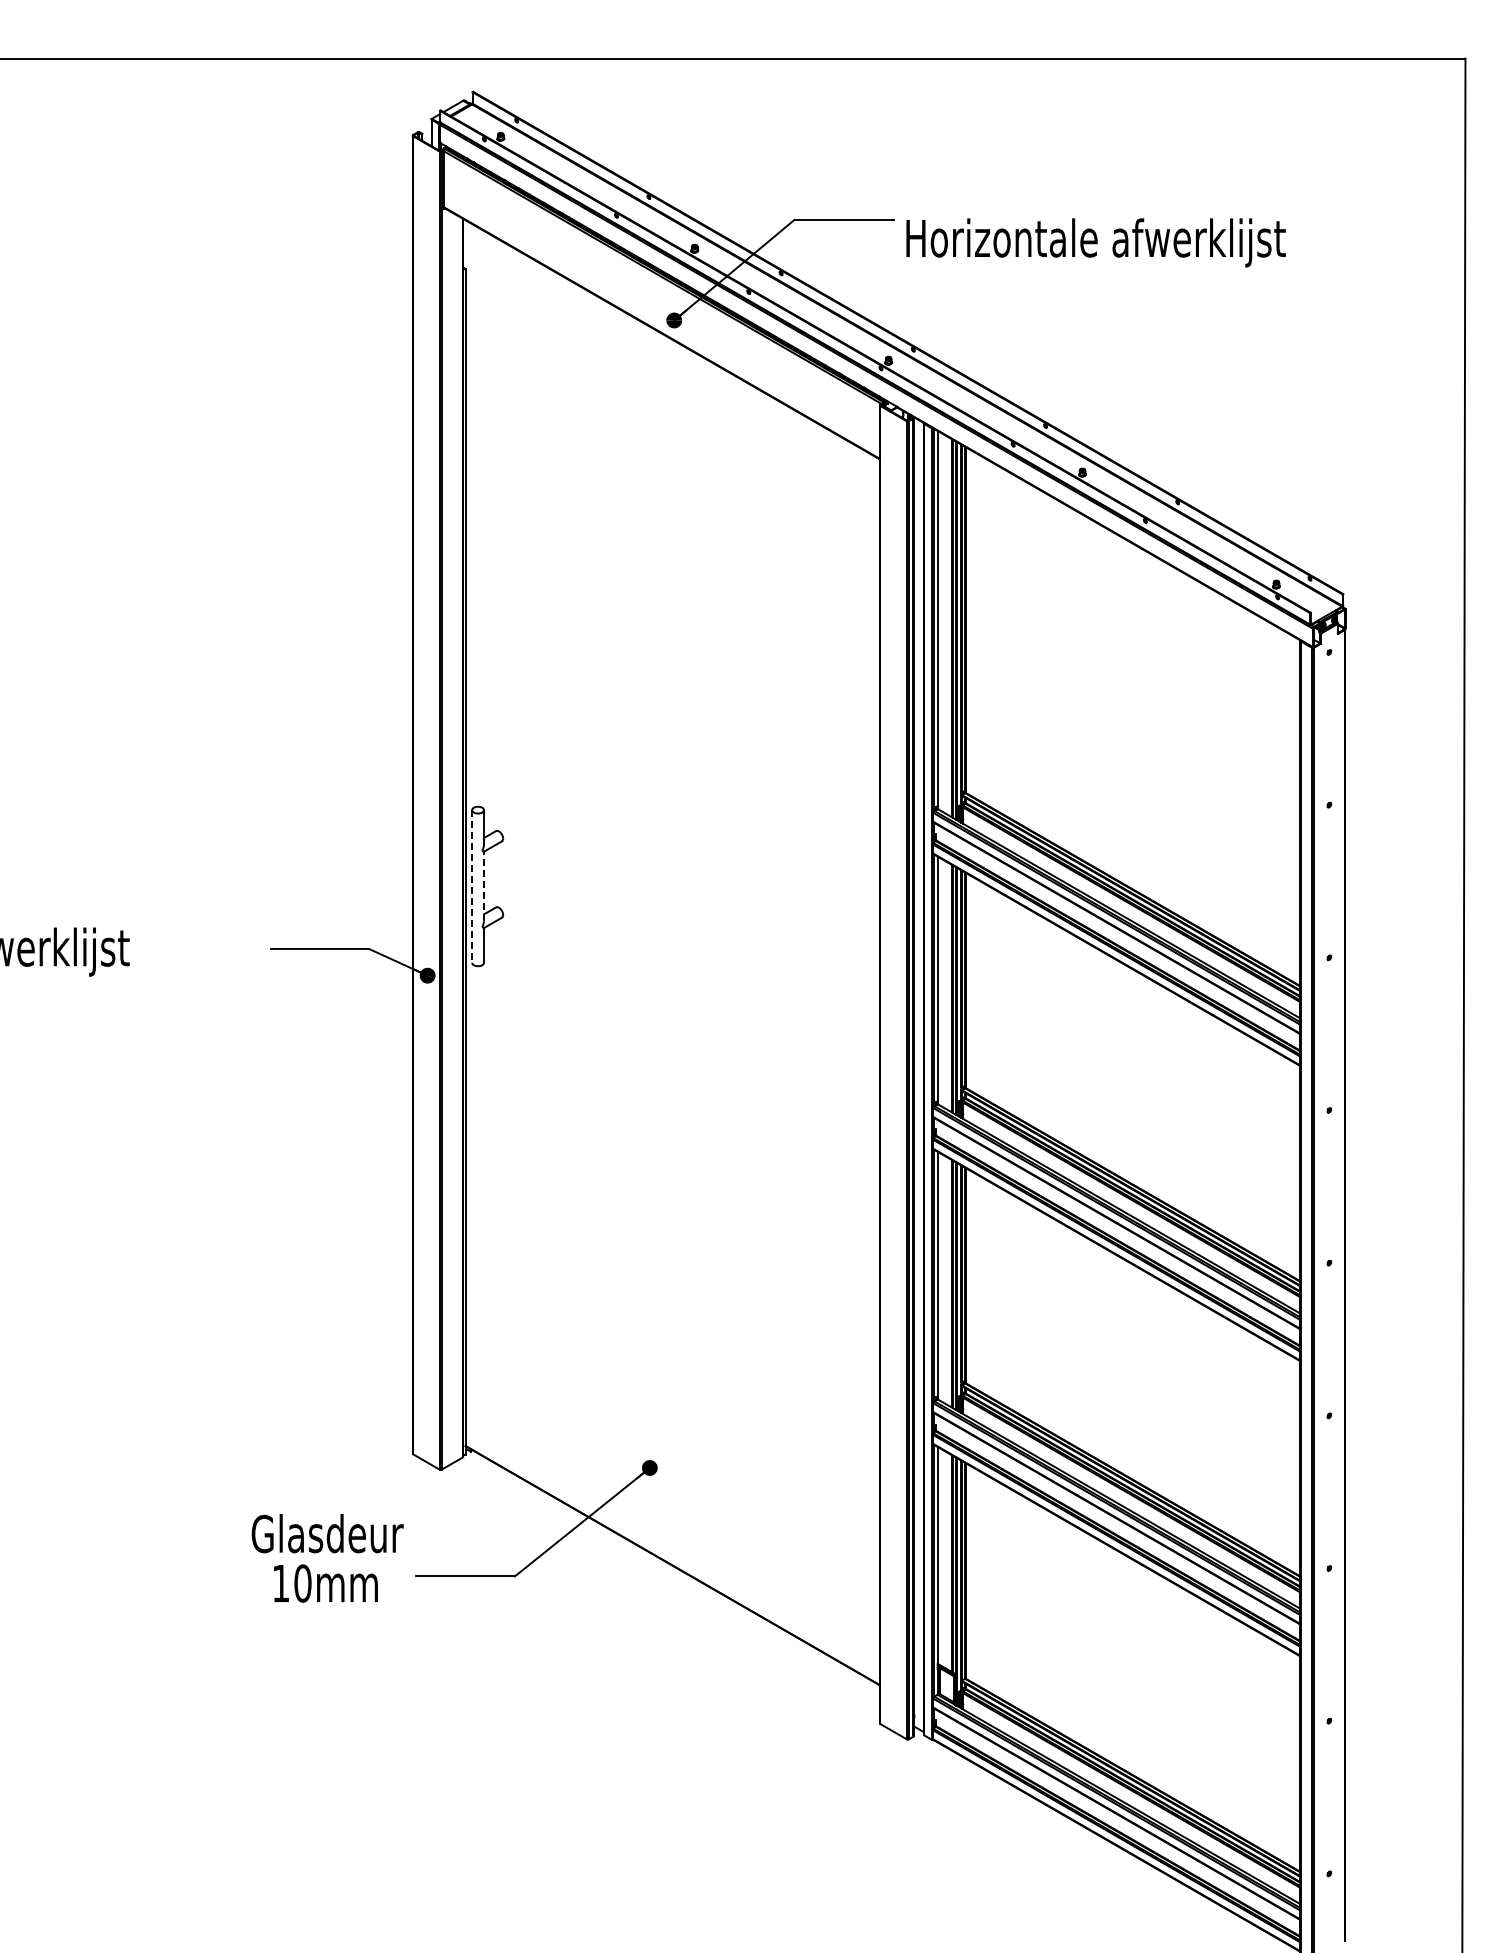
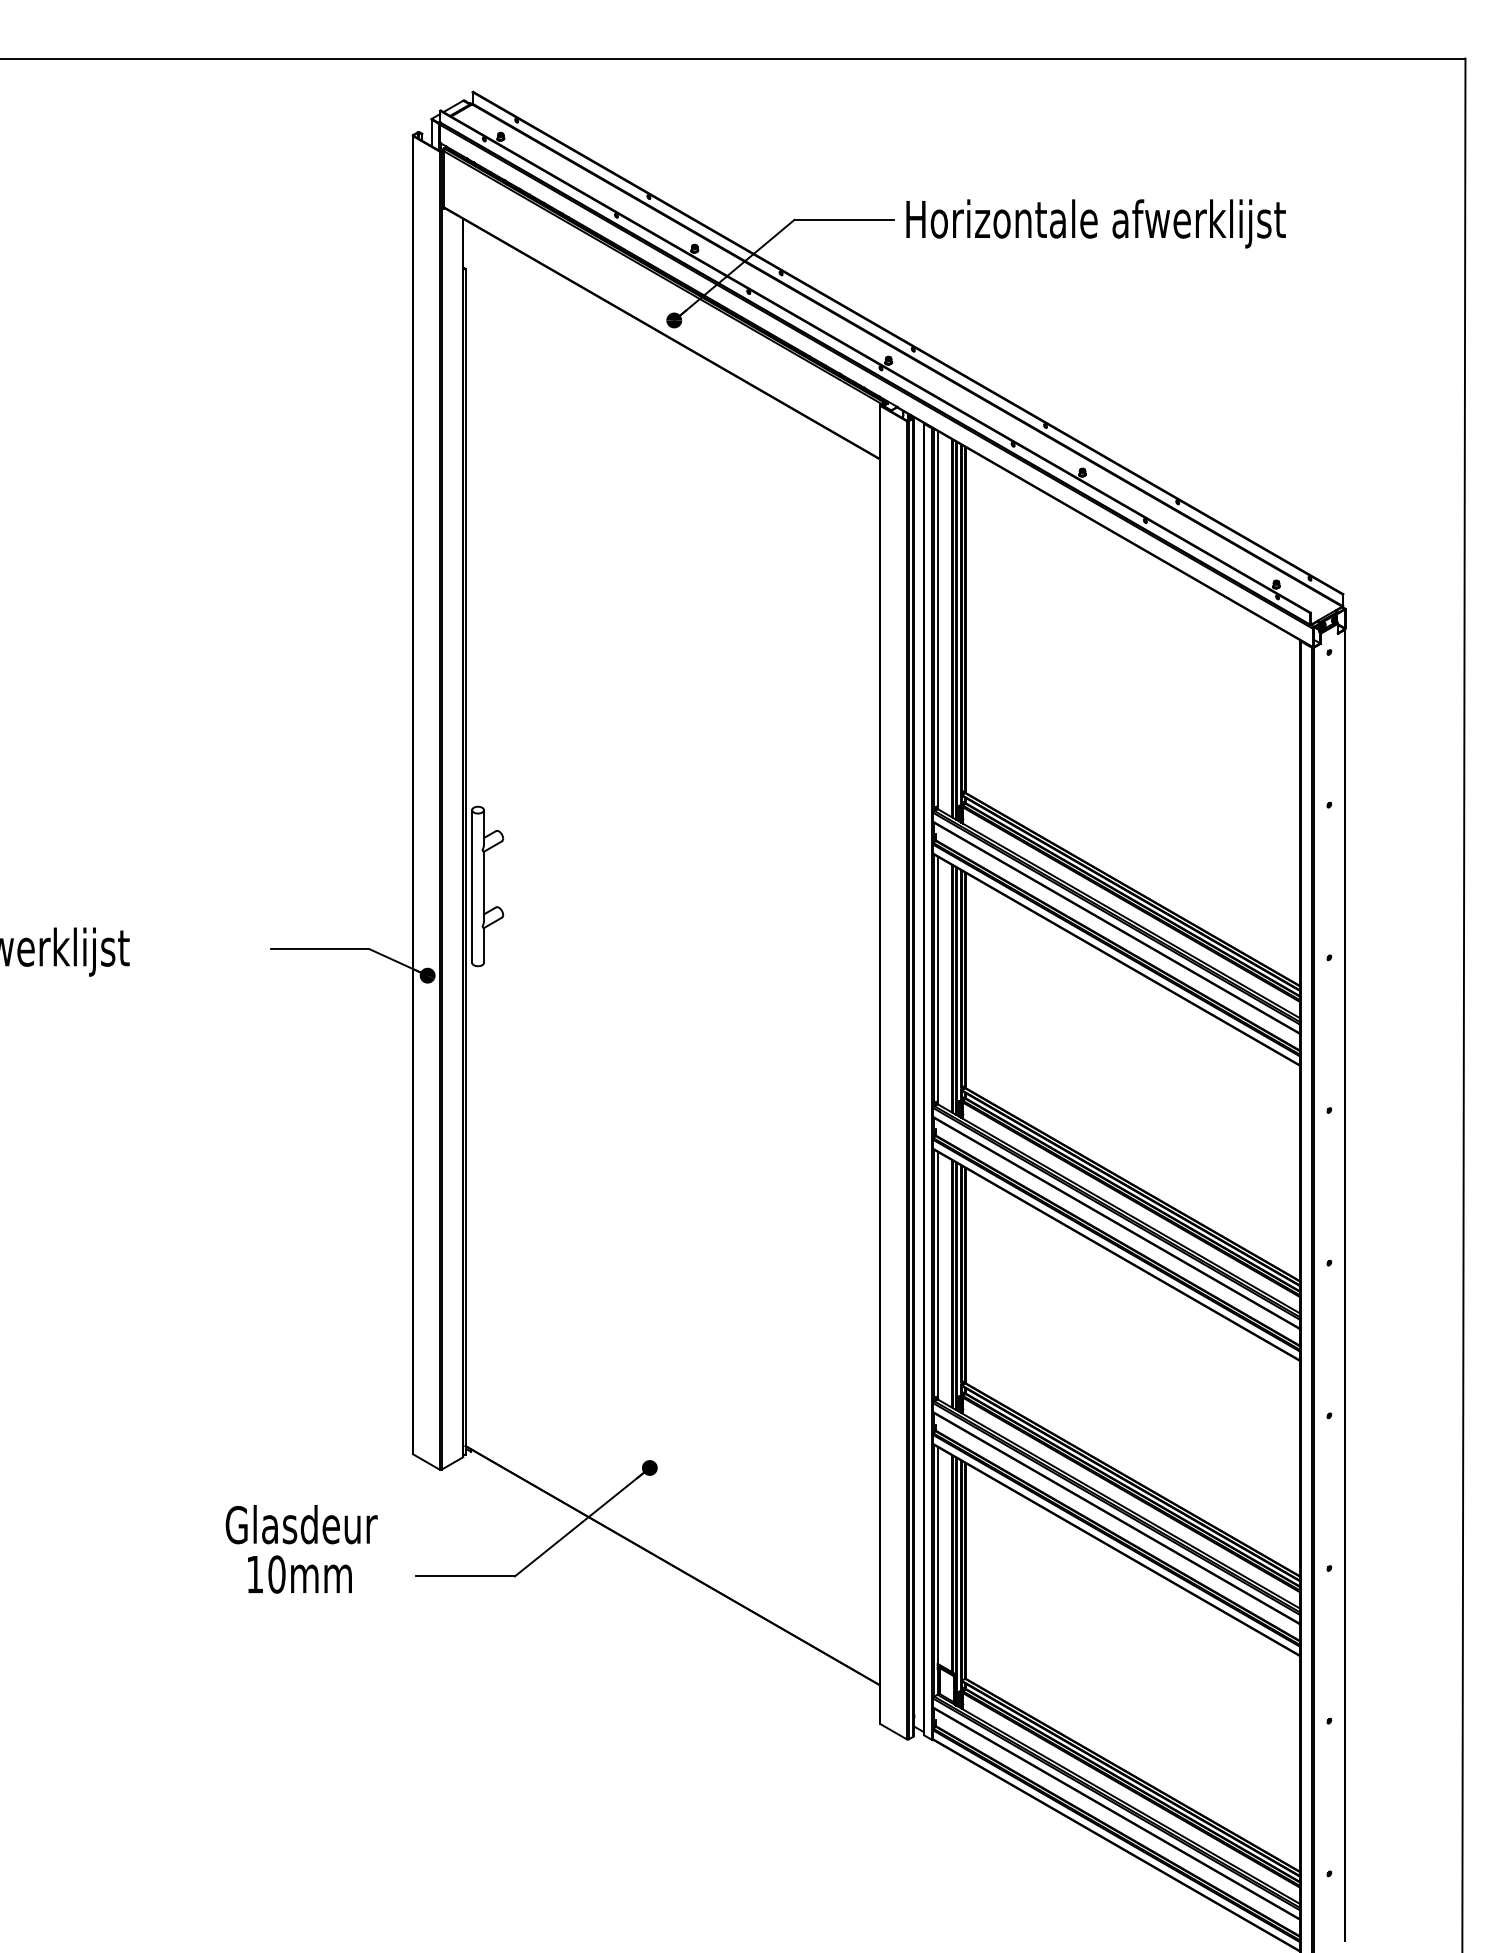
text position: (1095, 242) -> (1095, 223) (1095, 223)
line: dashed -> solid (483, 886)
line: dashed -> solid (472, 887)
text position: (327, 1558) -> (301, 1549) (301, 1549)
